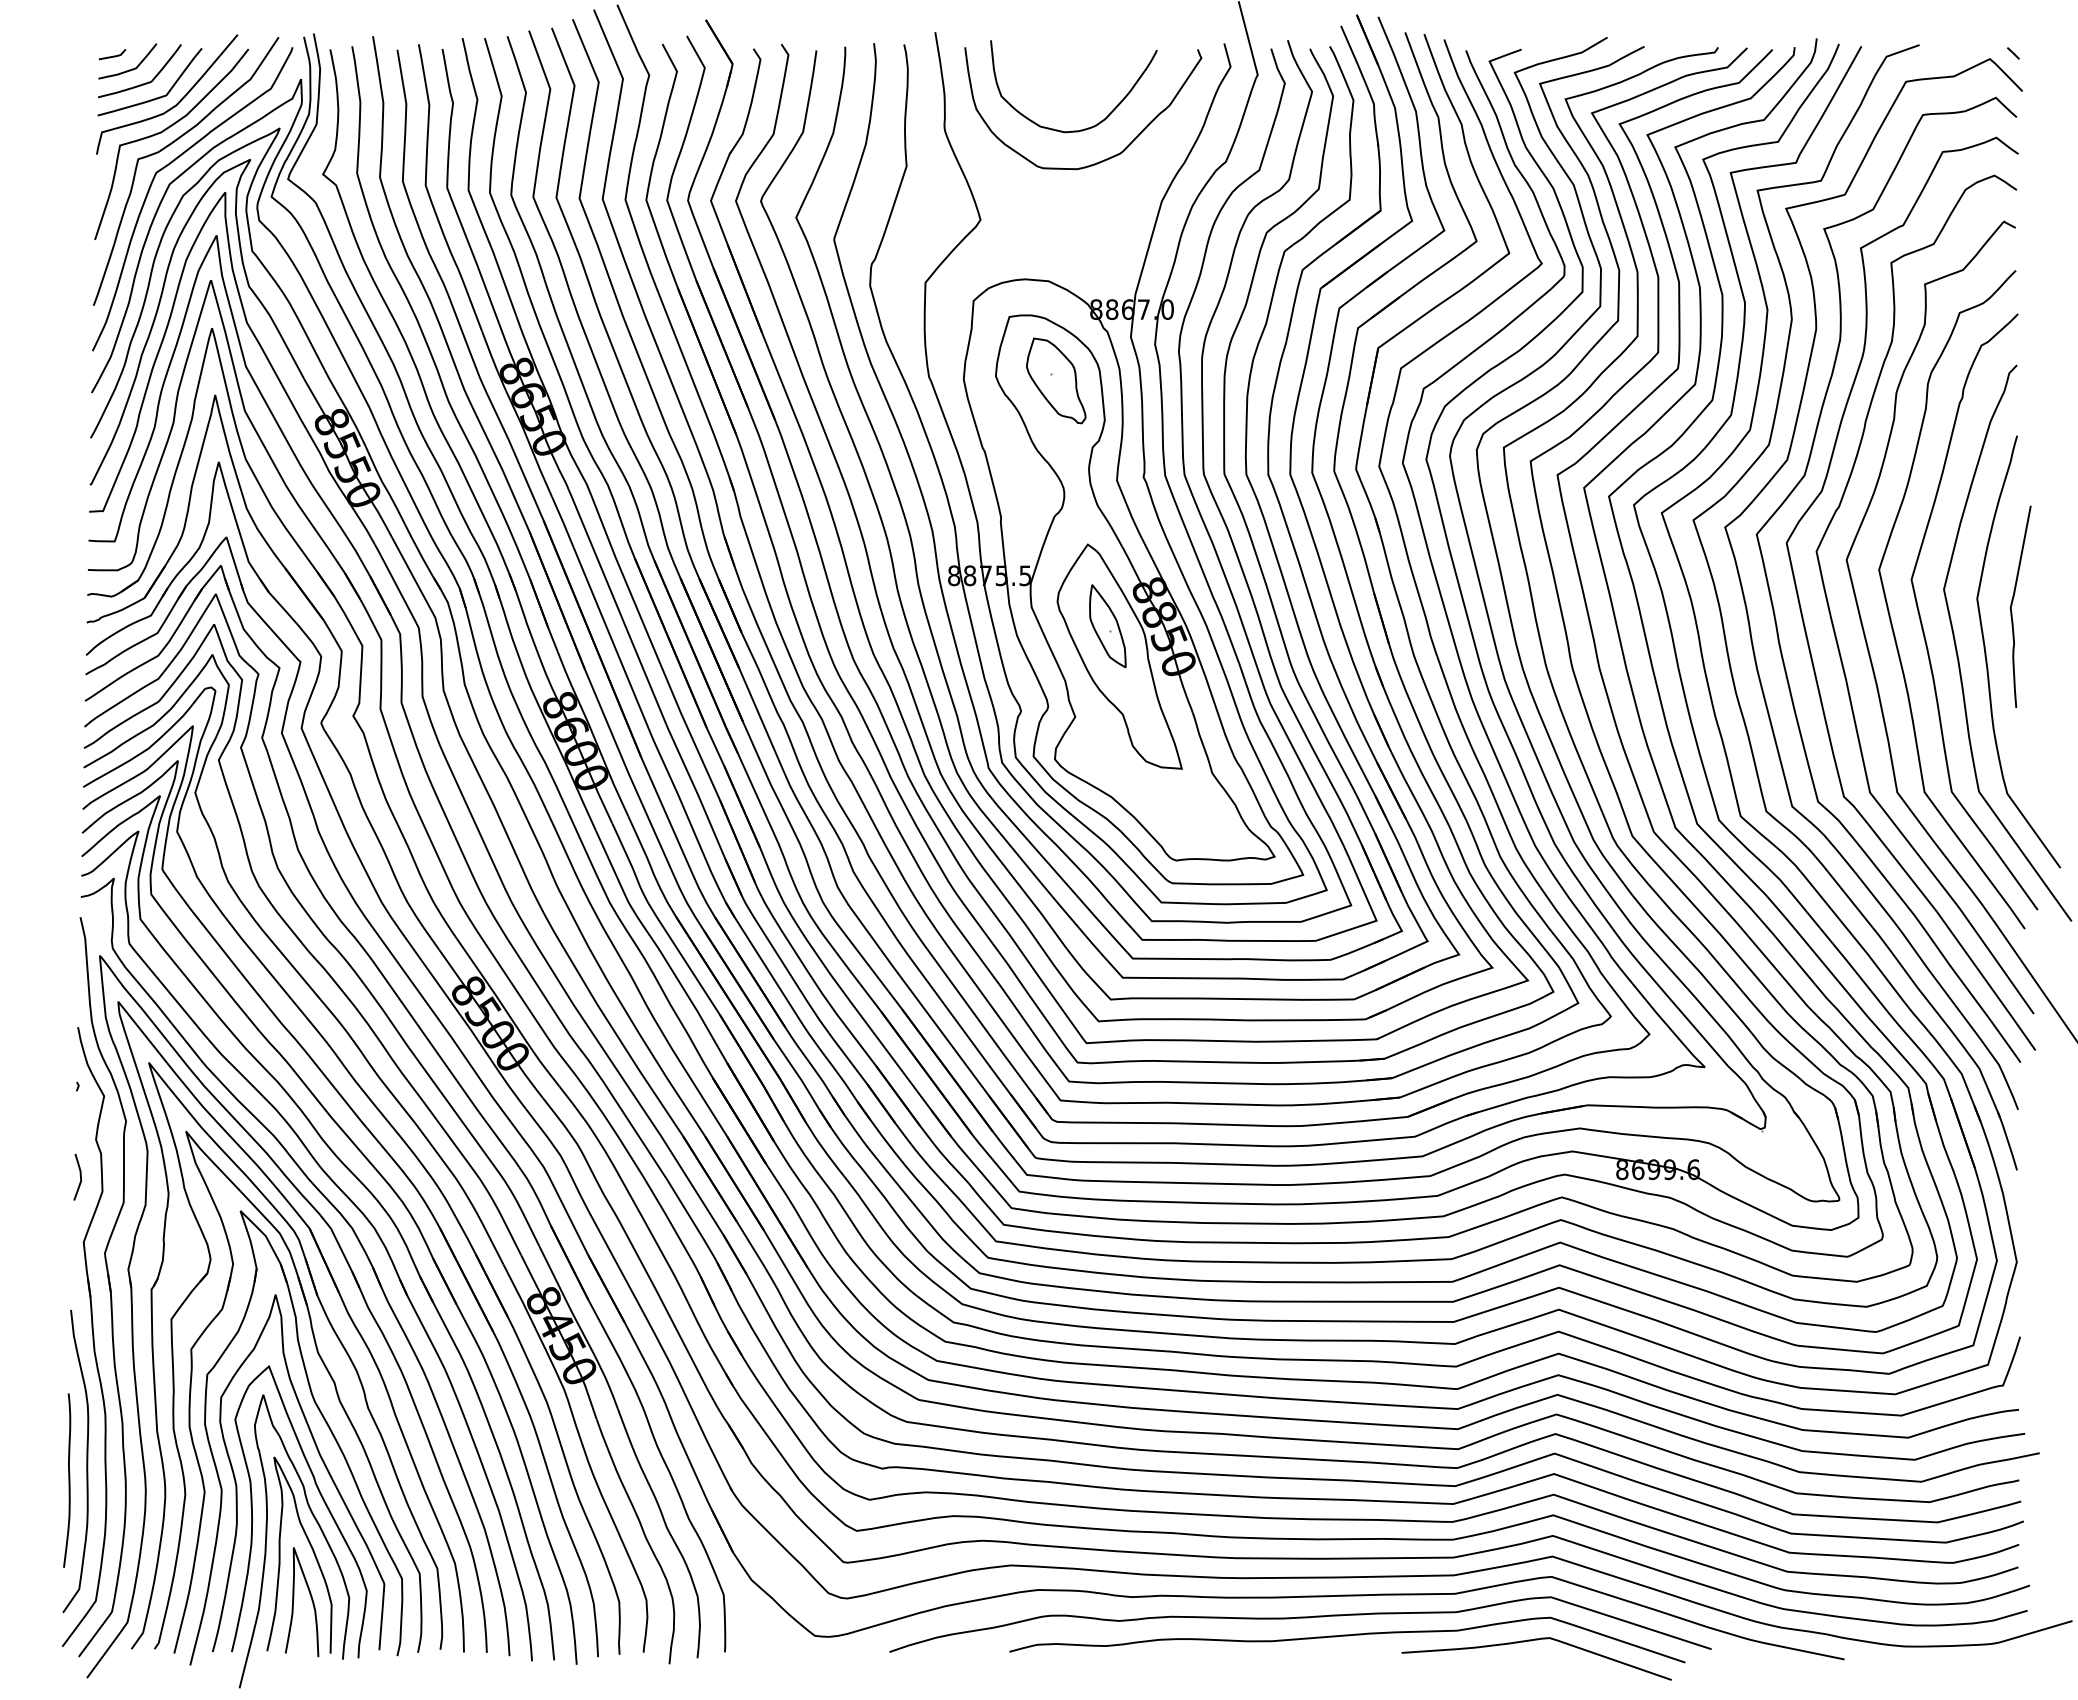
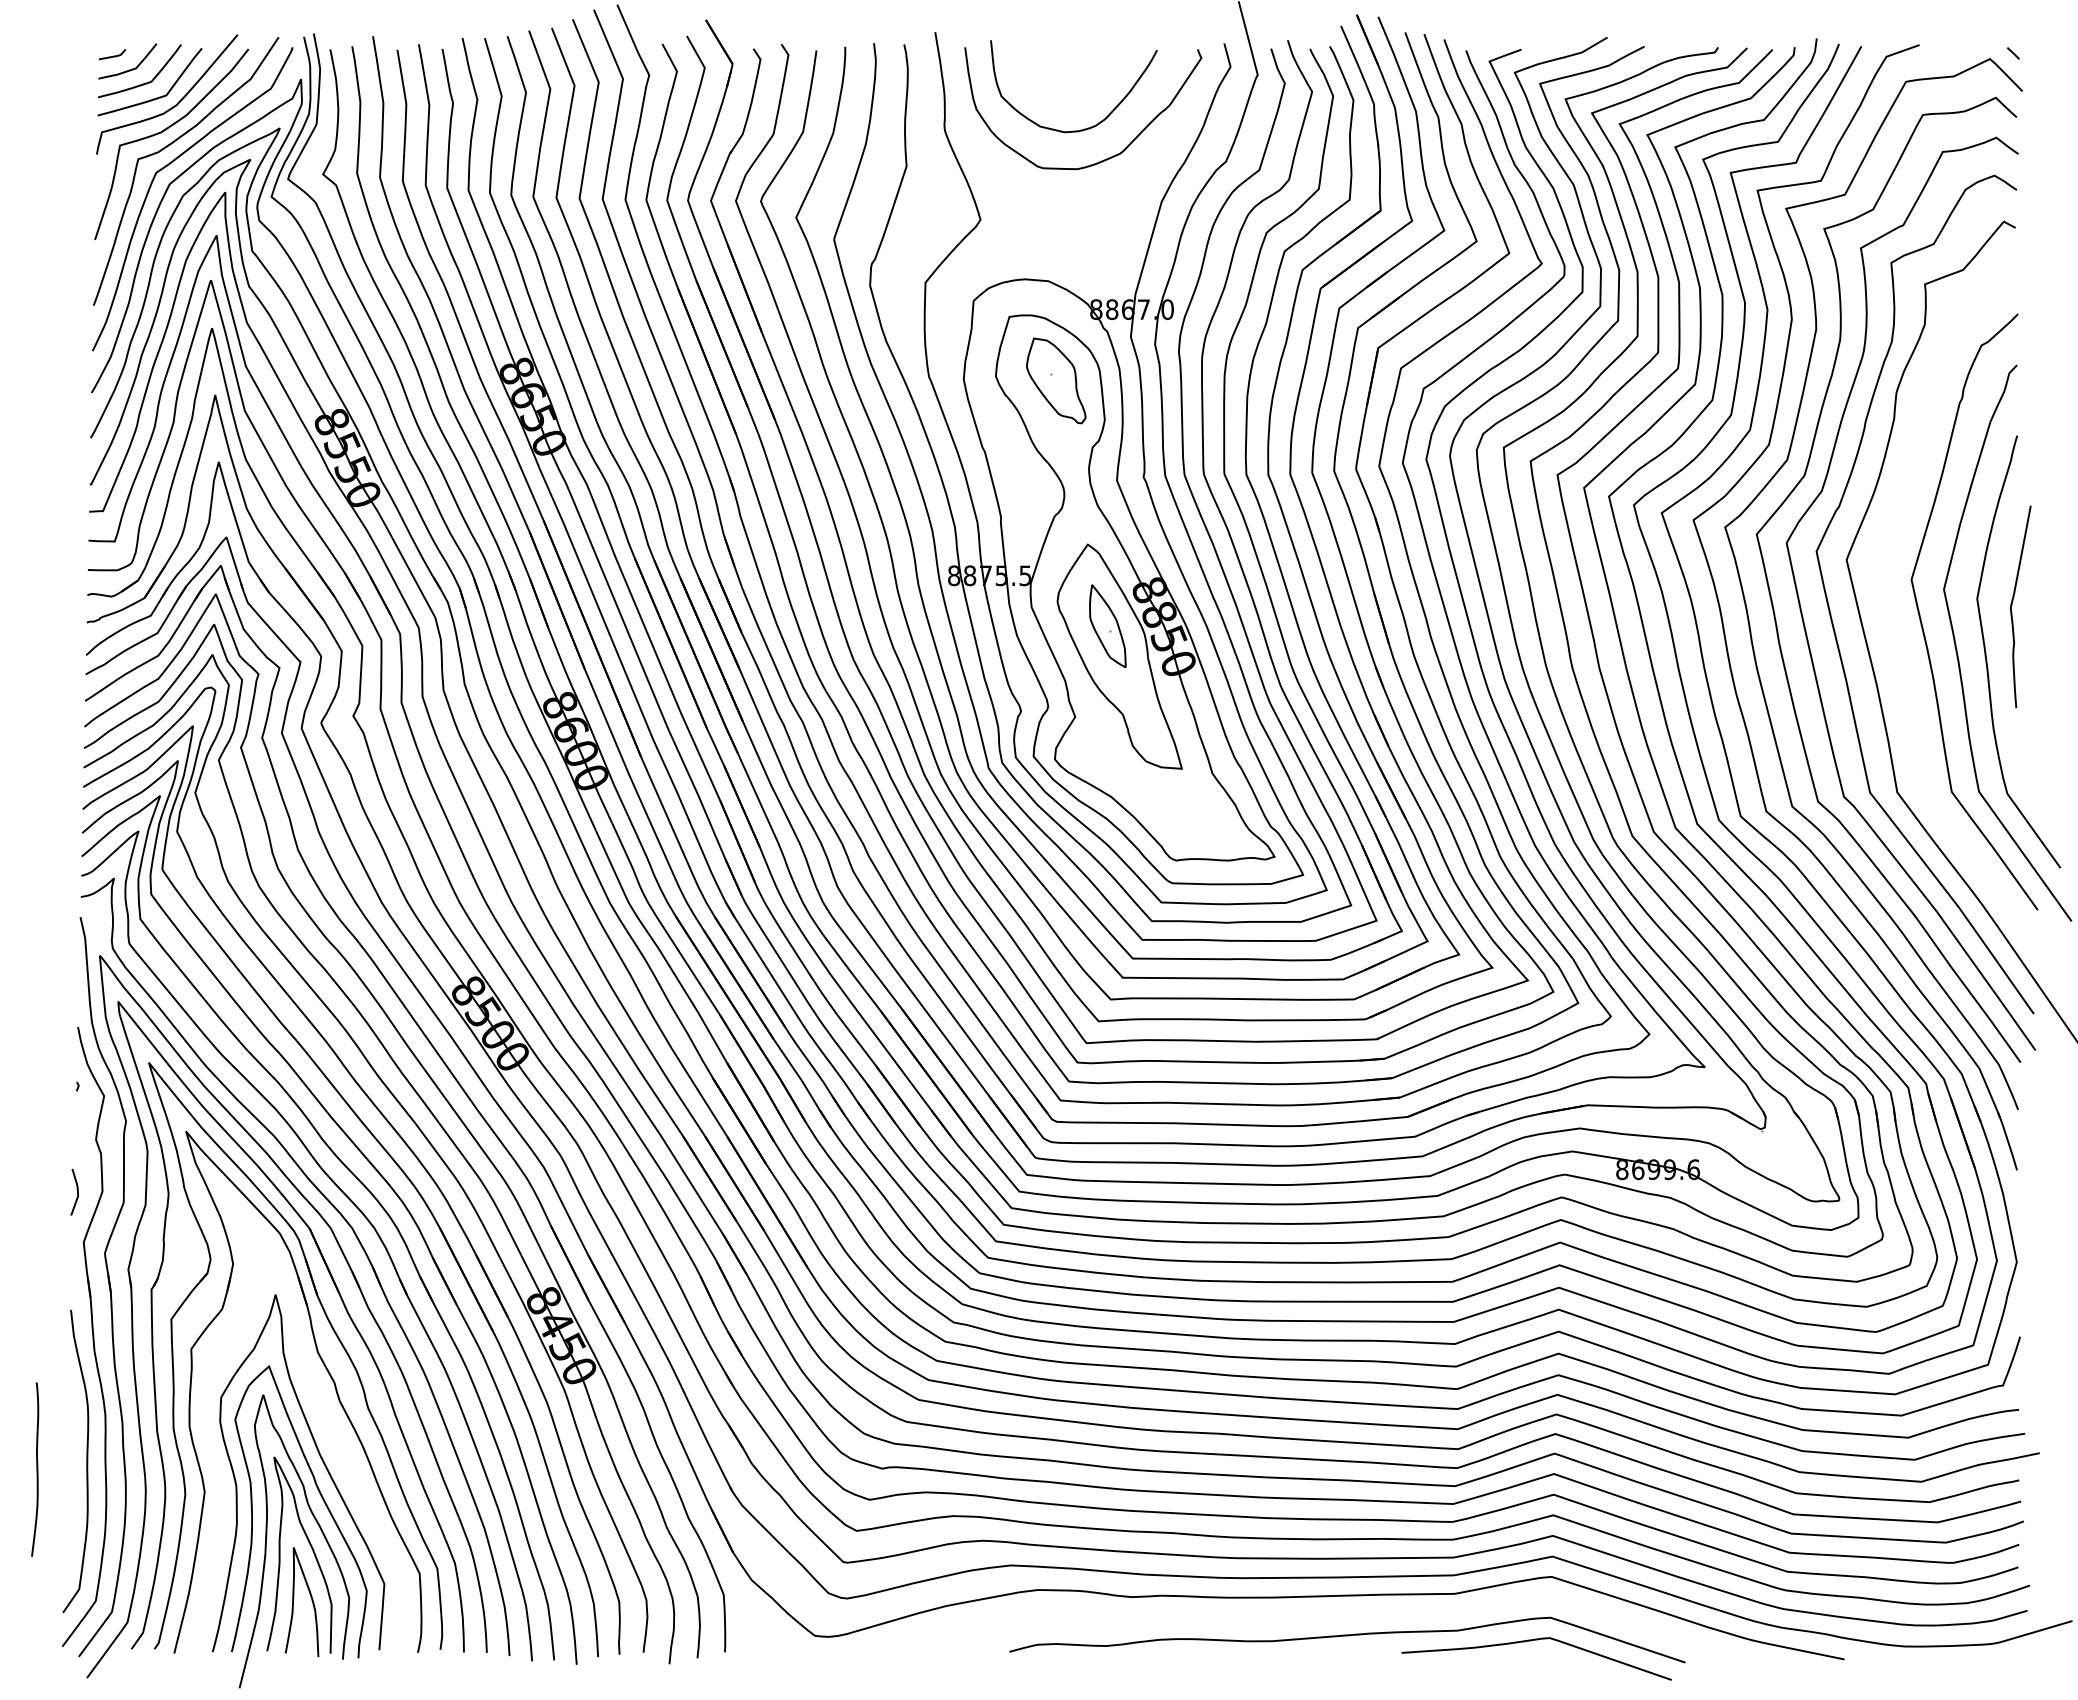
curve: present -> none (1890, 614)
curve position: (79, 1175) -> (76, 1190) (76, 1190)
part: present -> none (324, 1421)
curve position: (68, 1480) -> (36, 1469) (36, 1469)
curve: present -> none (1300, 1618)
